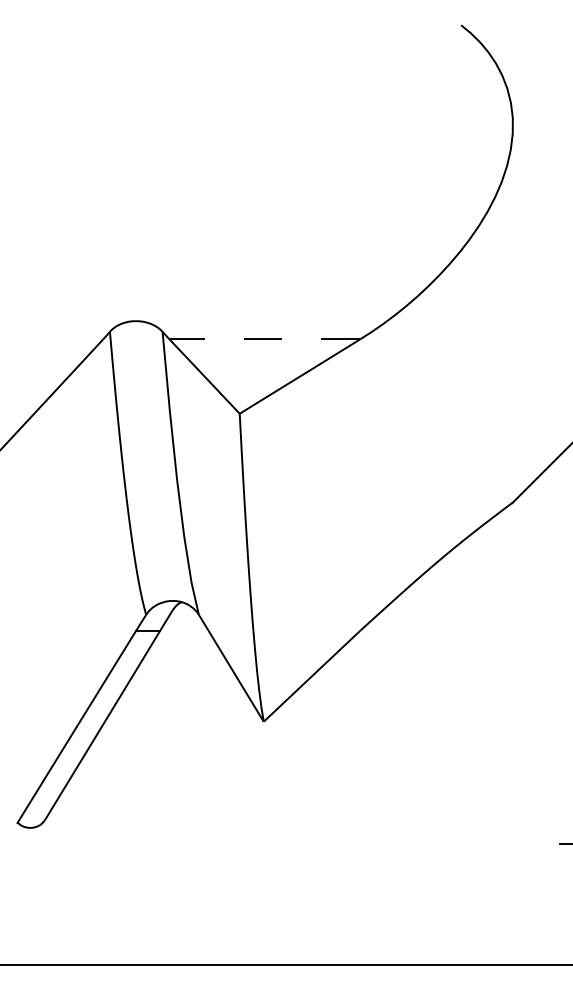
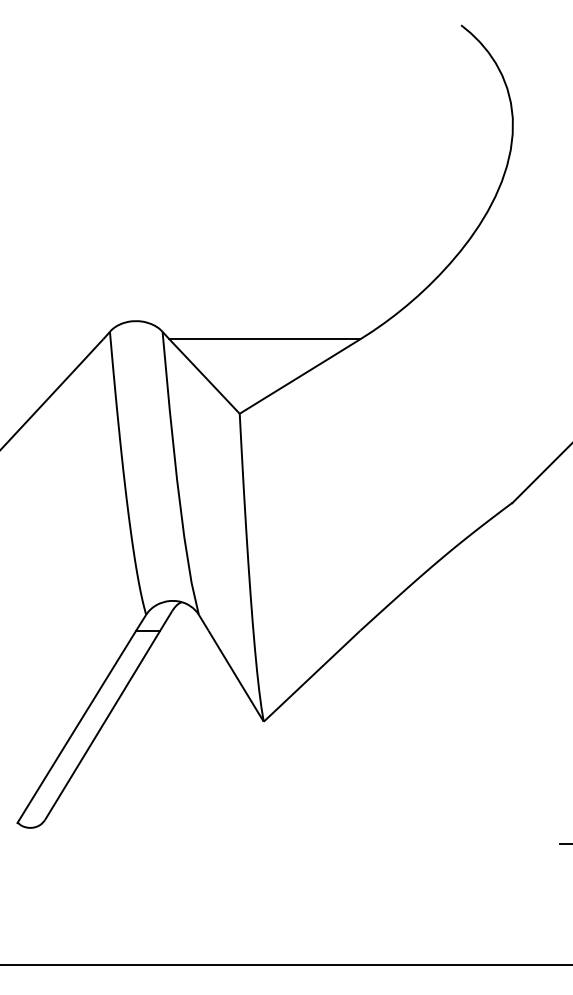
line: dashed -> solid (264, 339)
